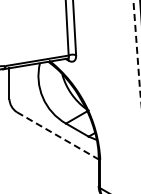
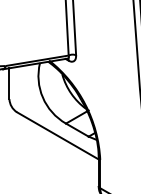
line: dashed -> solid (137, 50)
line: dashed -> solid (58, 136)
